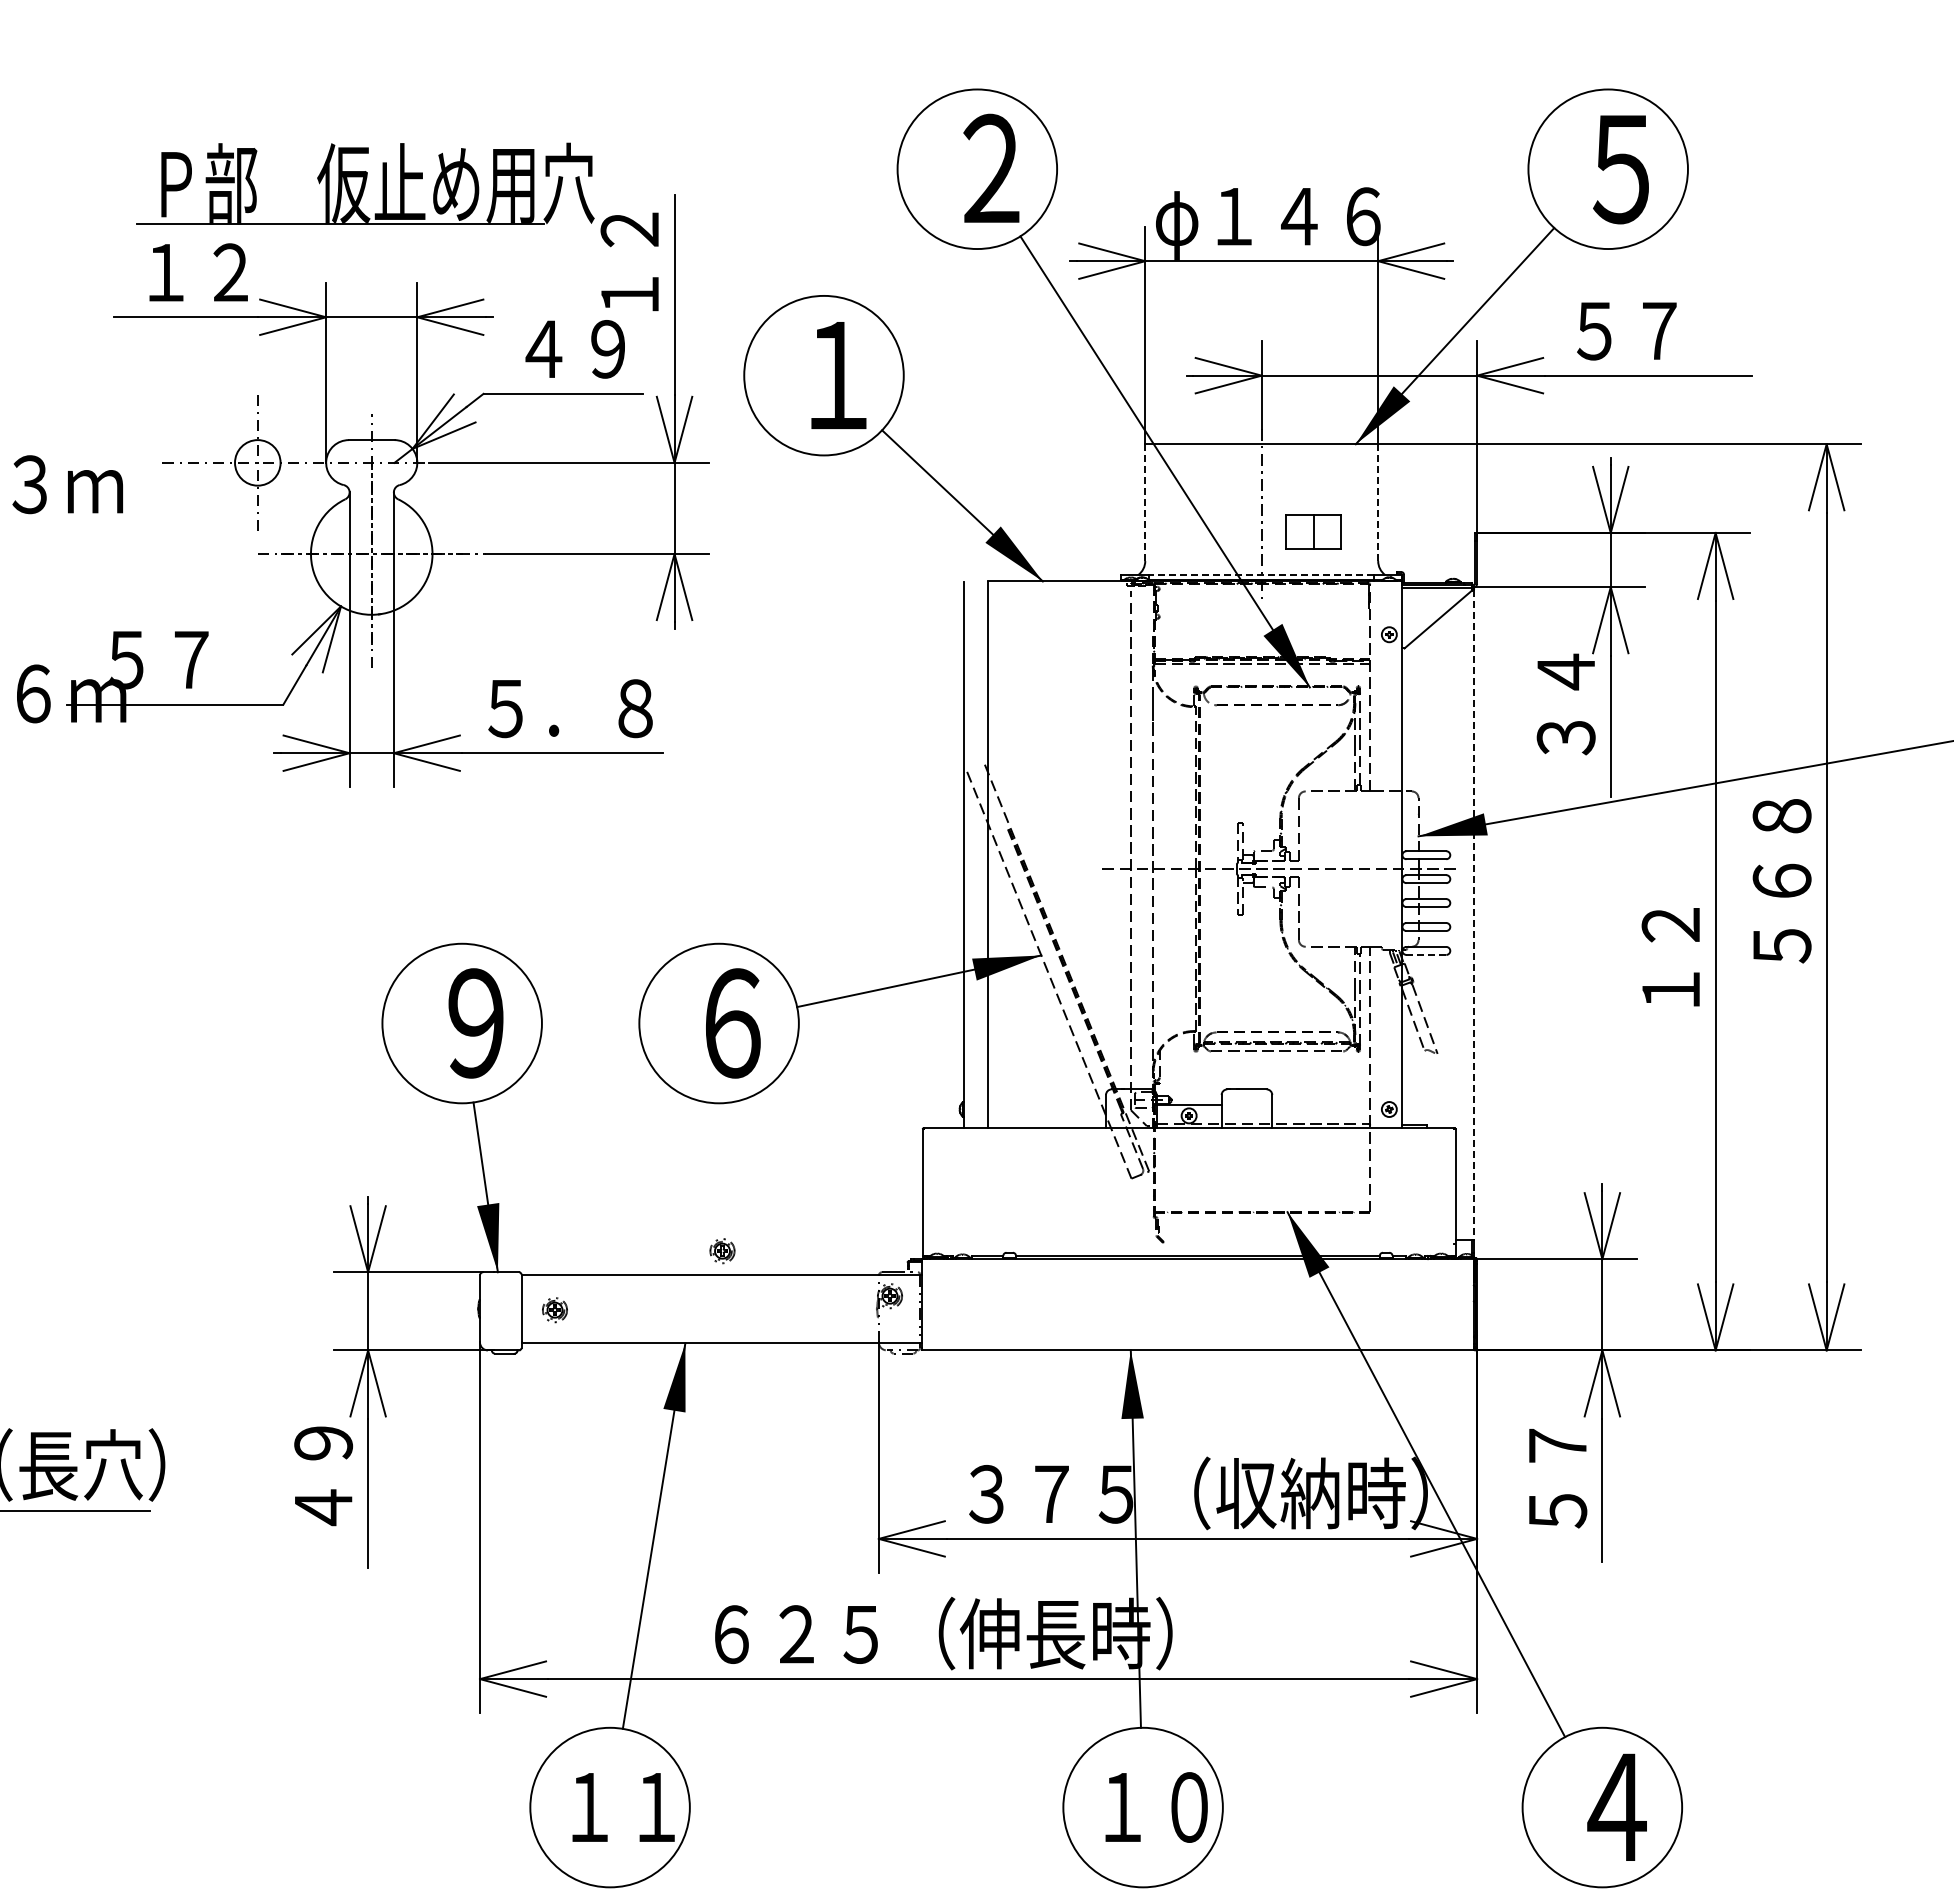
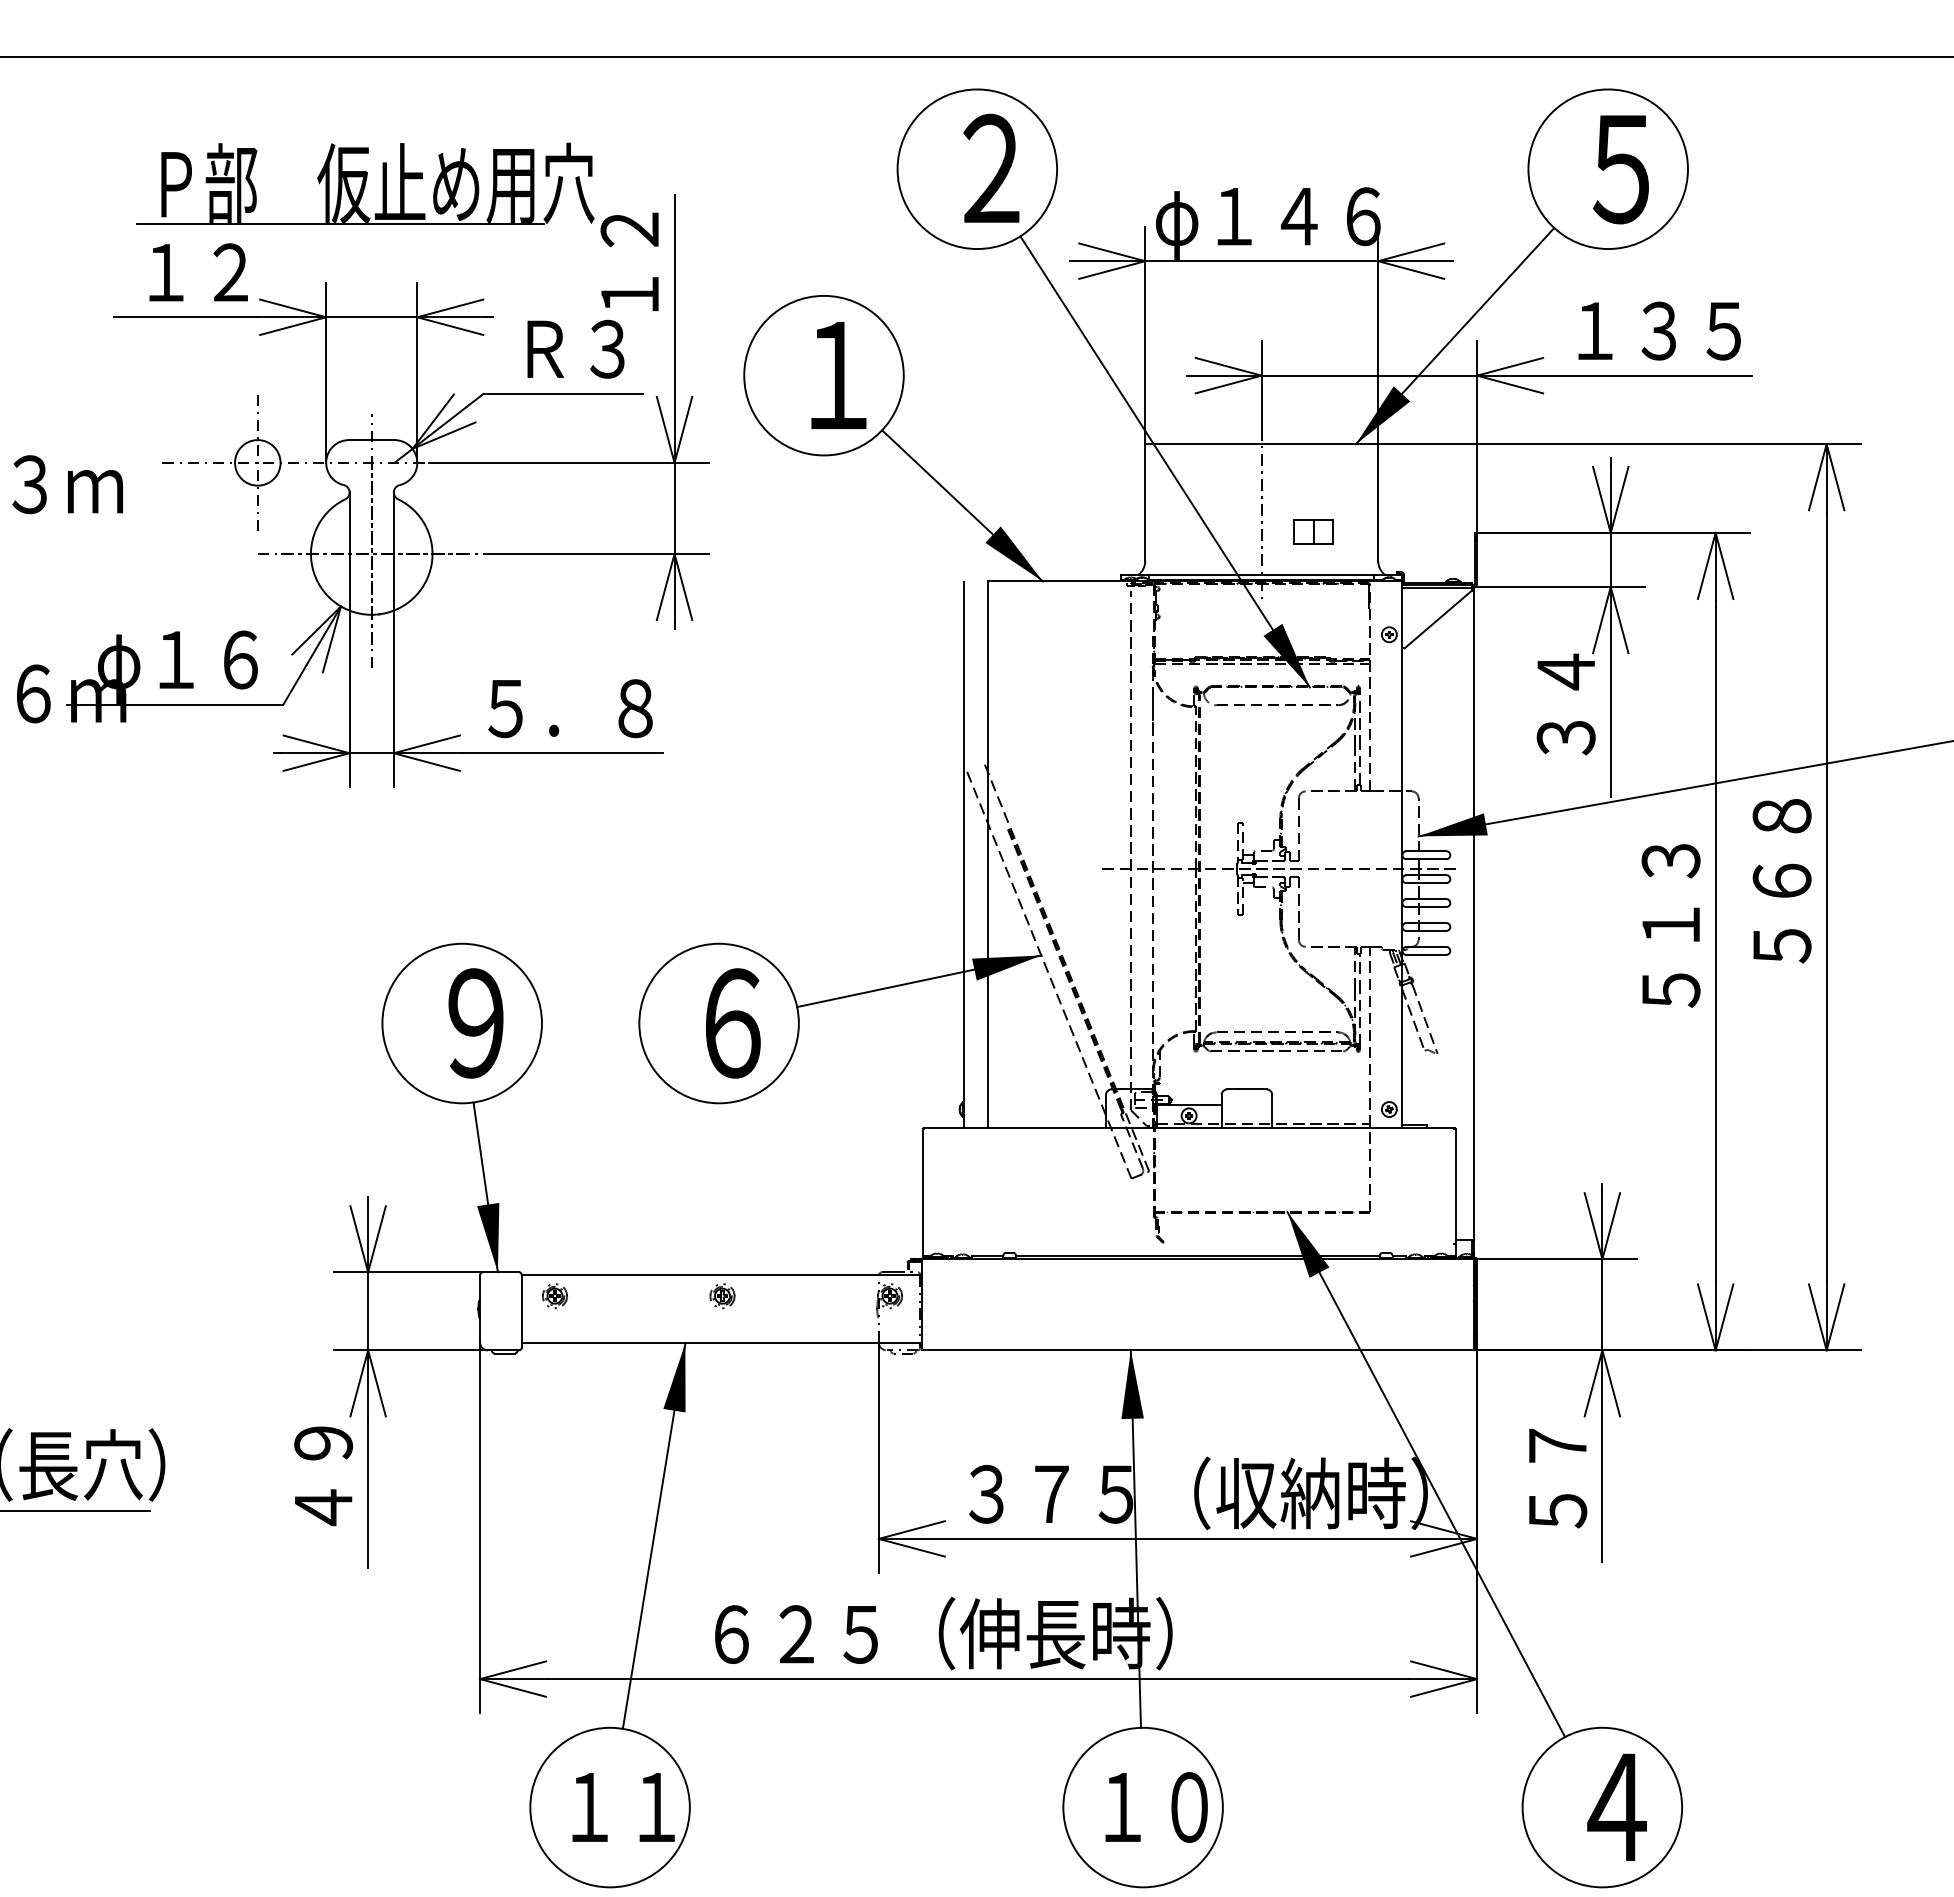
line: none -> present (976, 56)
text: ５７ -> １３５ (1658, 330)
text: ４９ -> Ｒ３ (574, 348)
line: dashed -> solid (1378, 502)
line: dashed -> solid (1145, 503)
part size: 57x36 px -> 41x26 px (1313, 531)
line: dashed -> solid (1261, 575)
text: ５７ -> φ１６ (177, 666)
line: dashed -> solid (1474, 915)
text: １２ -> ５１３ (1670, 925)
line: dashed -> solid (1426, 954)
part position: (722, 1251) -> (722, 1296) (722, 1296)
part position: (554, 1310) -> (554, 1296) (554, 1296)
